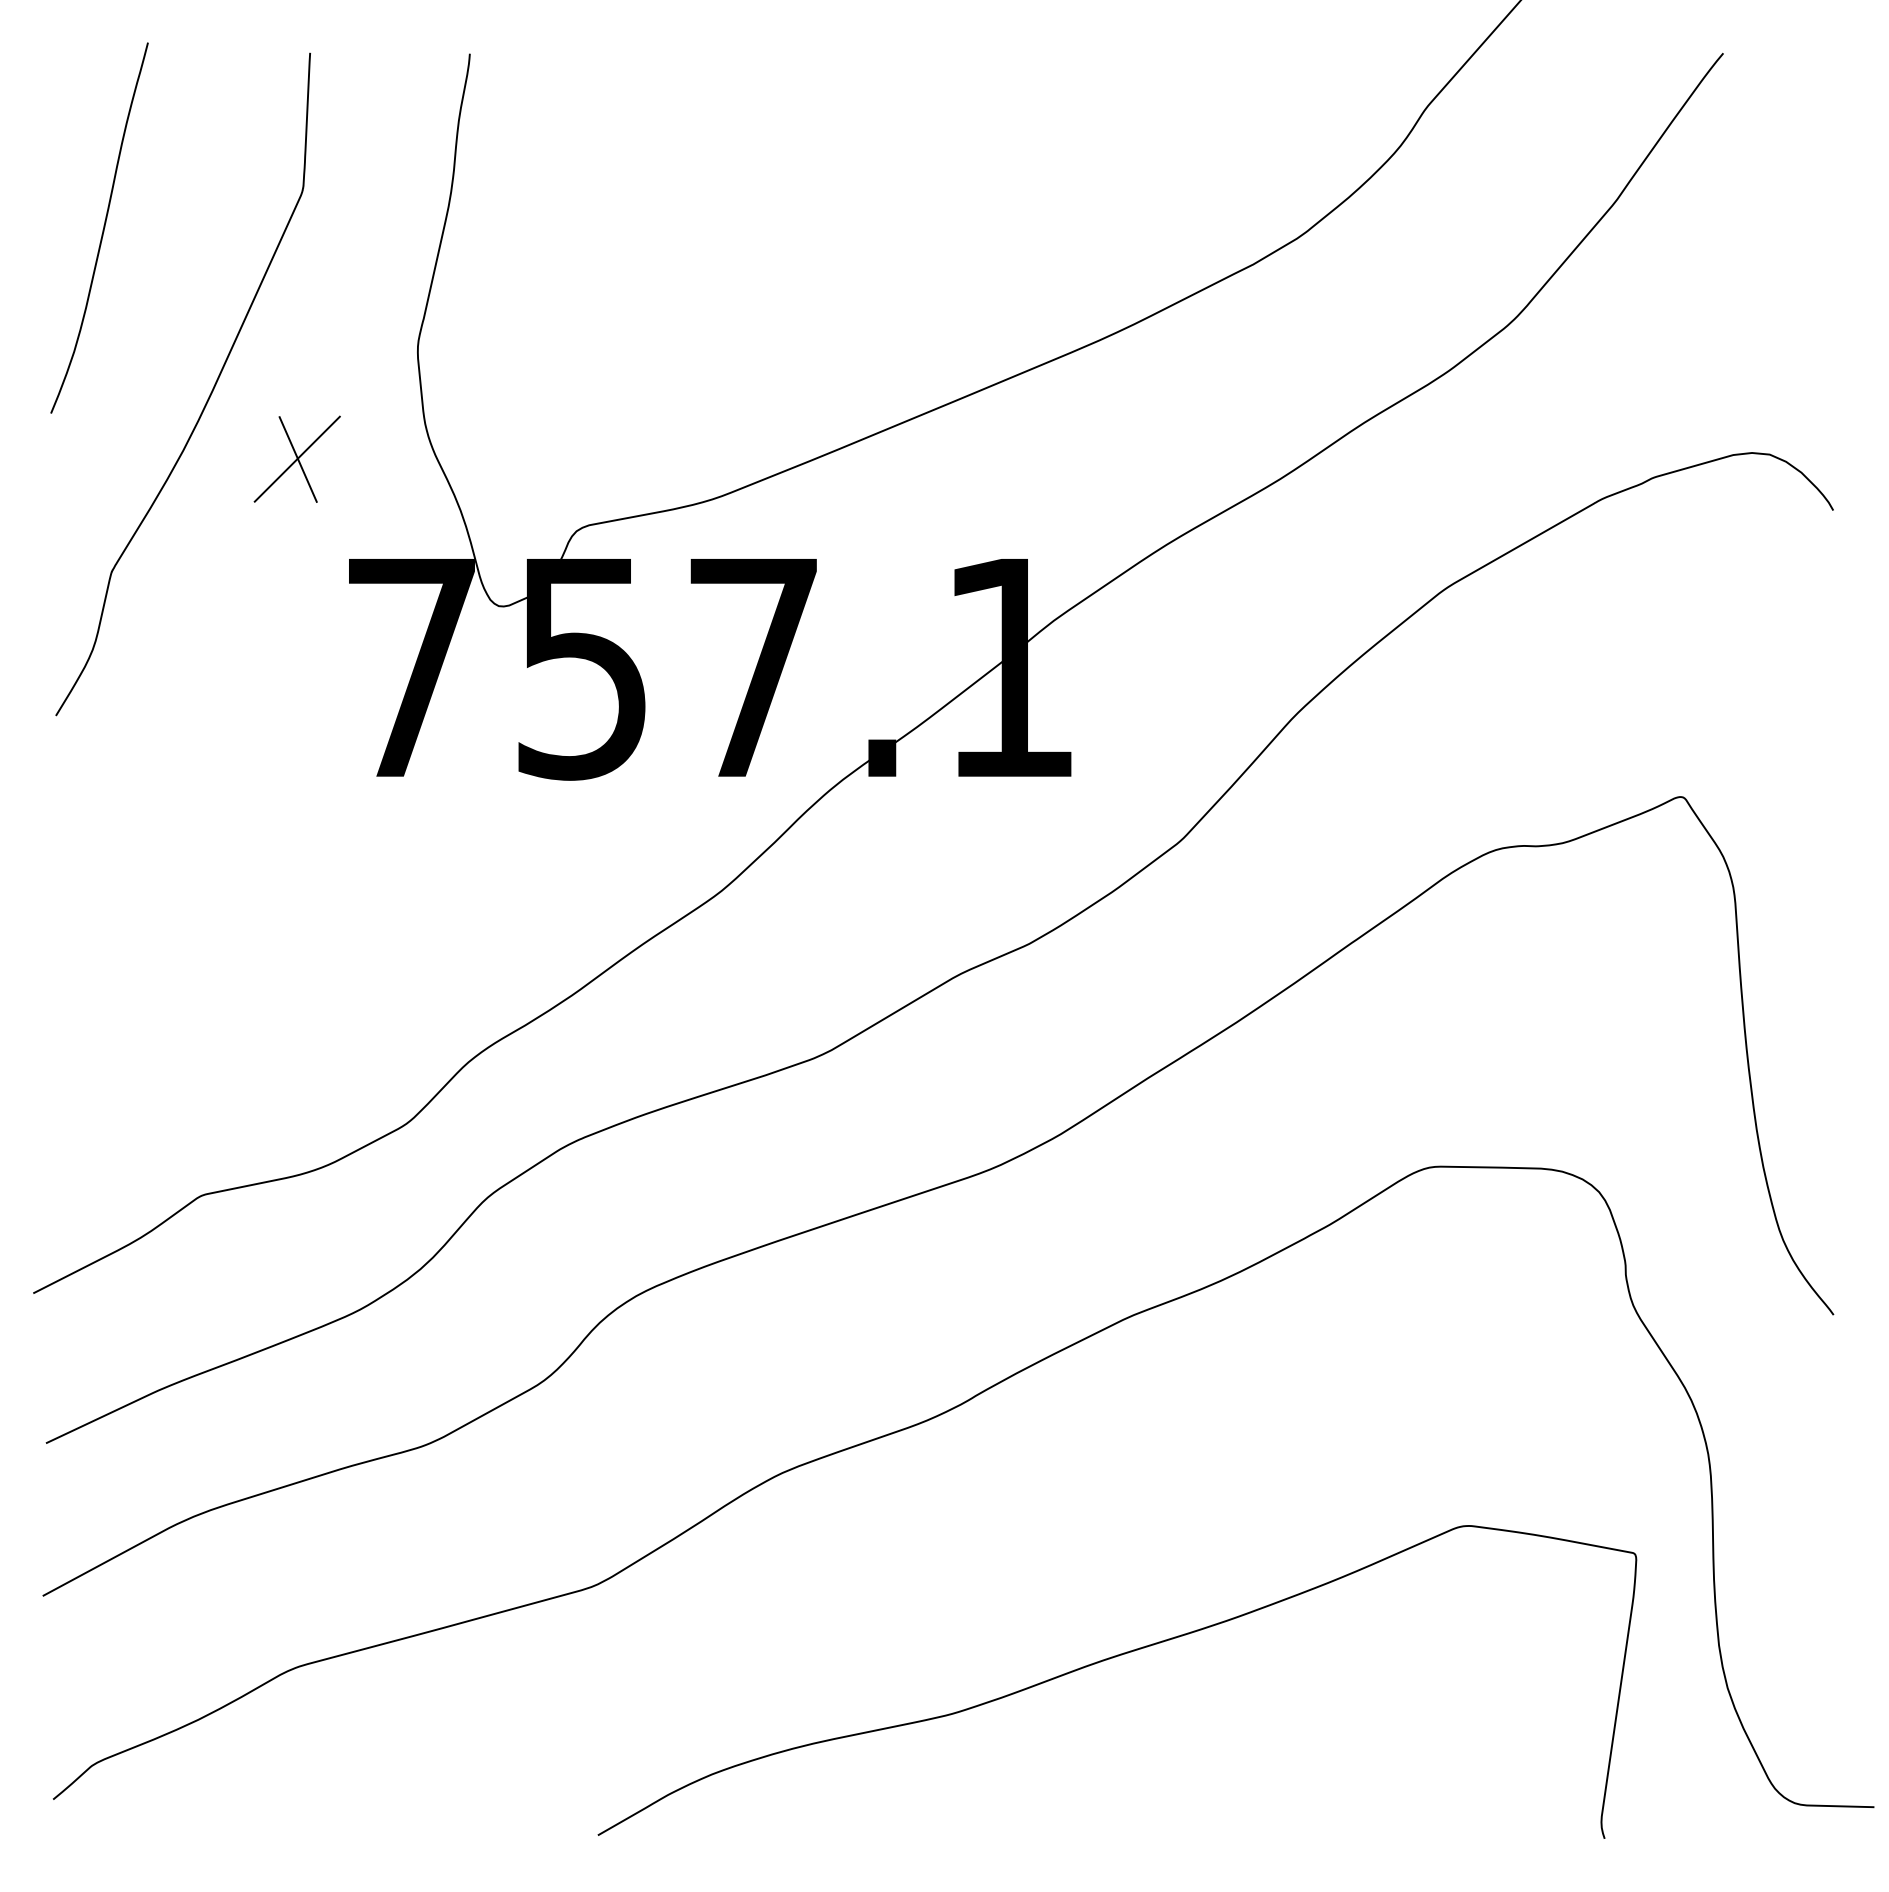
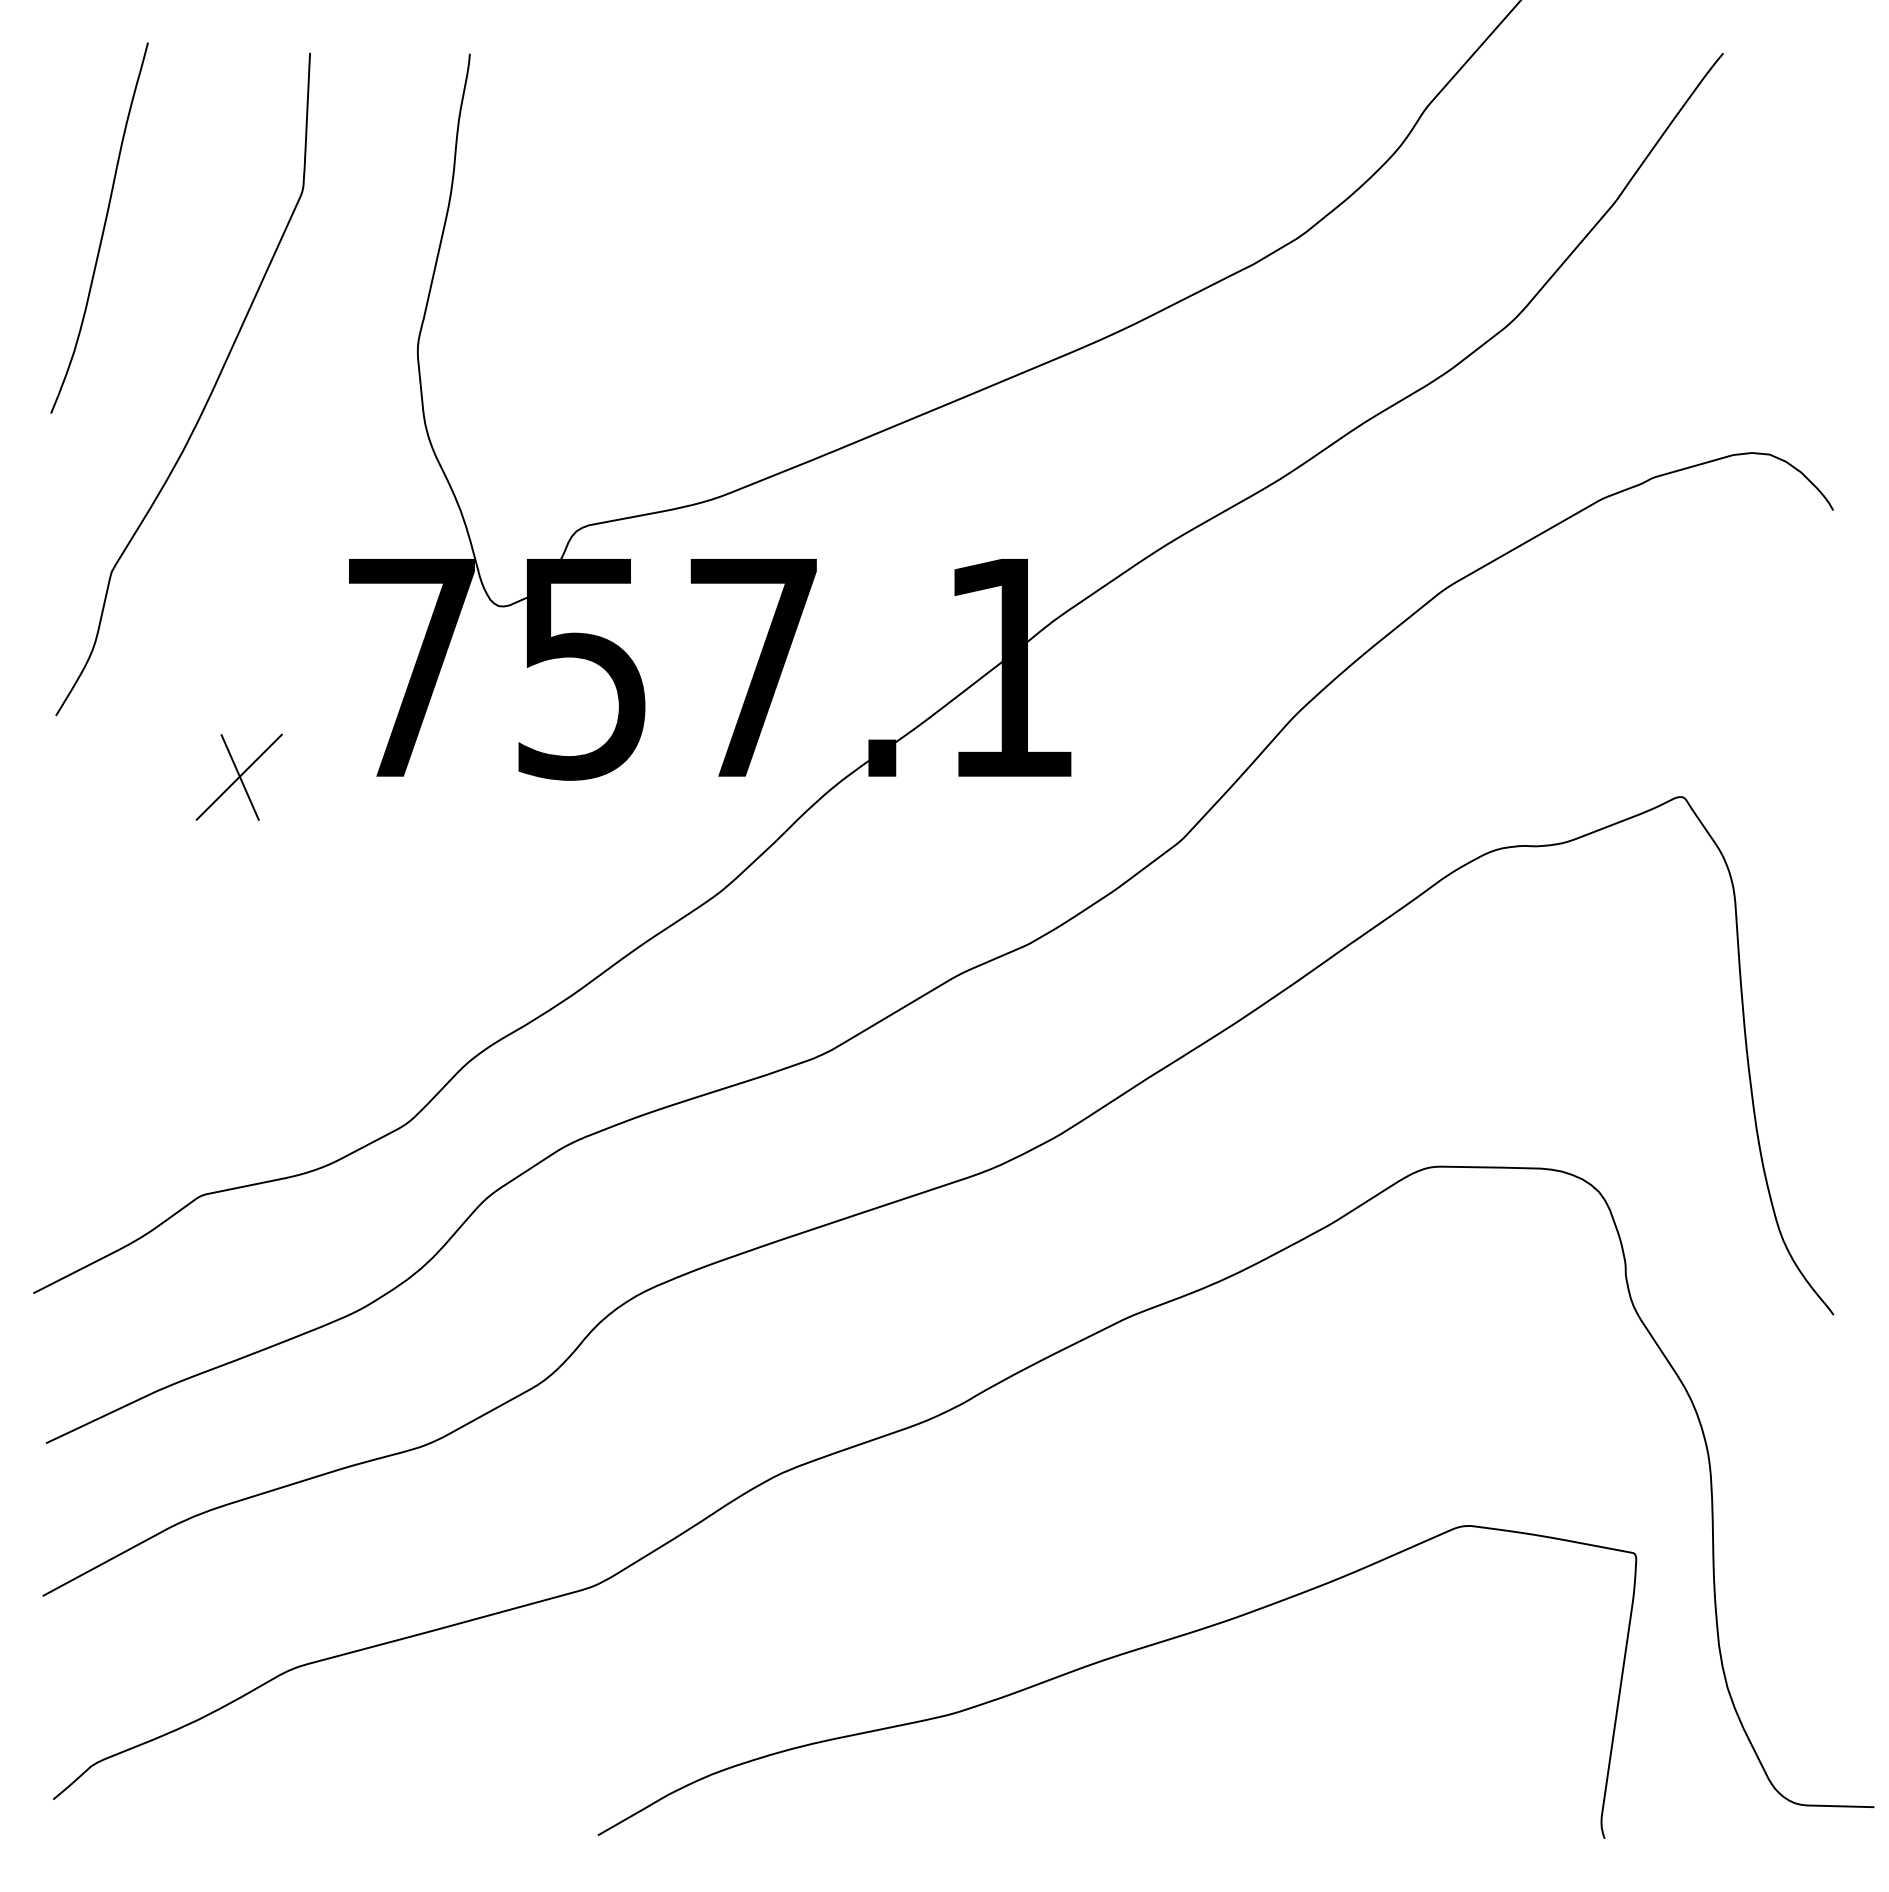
part position: (296, 458) -> (238, 776) (238, 776)
